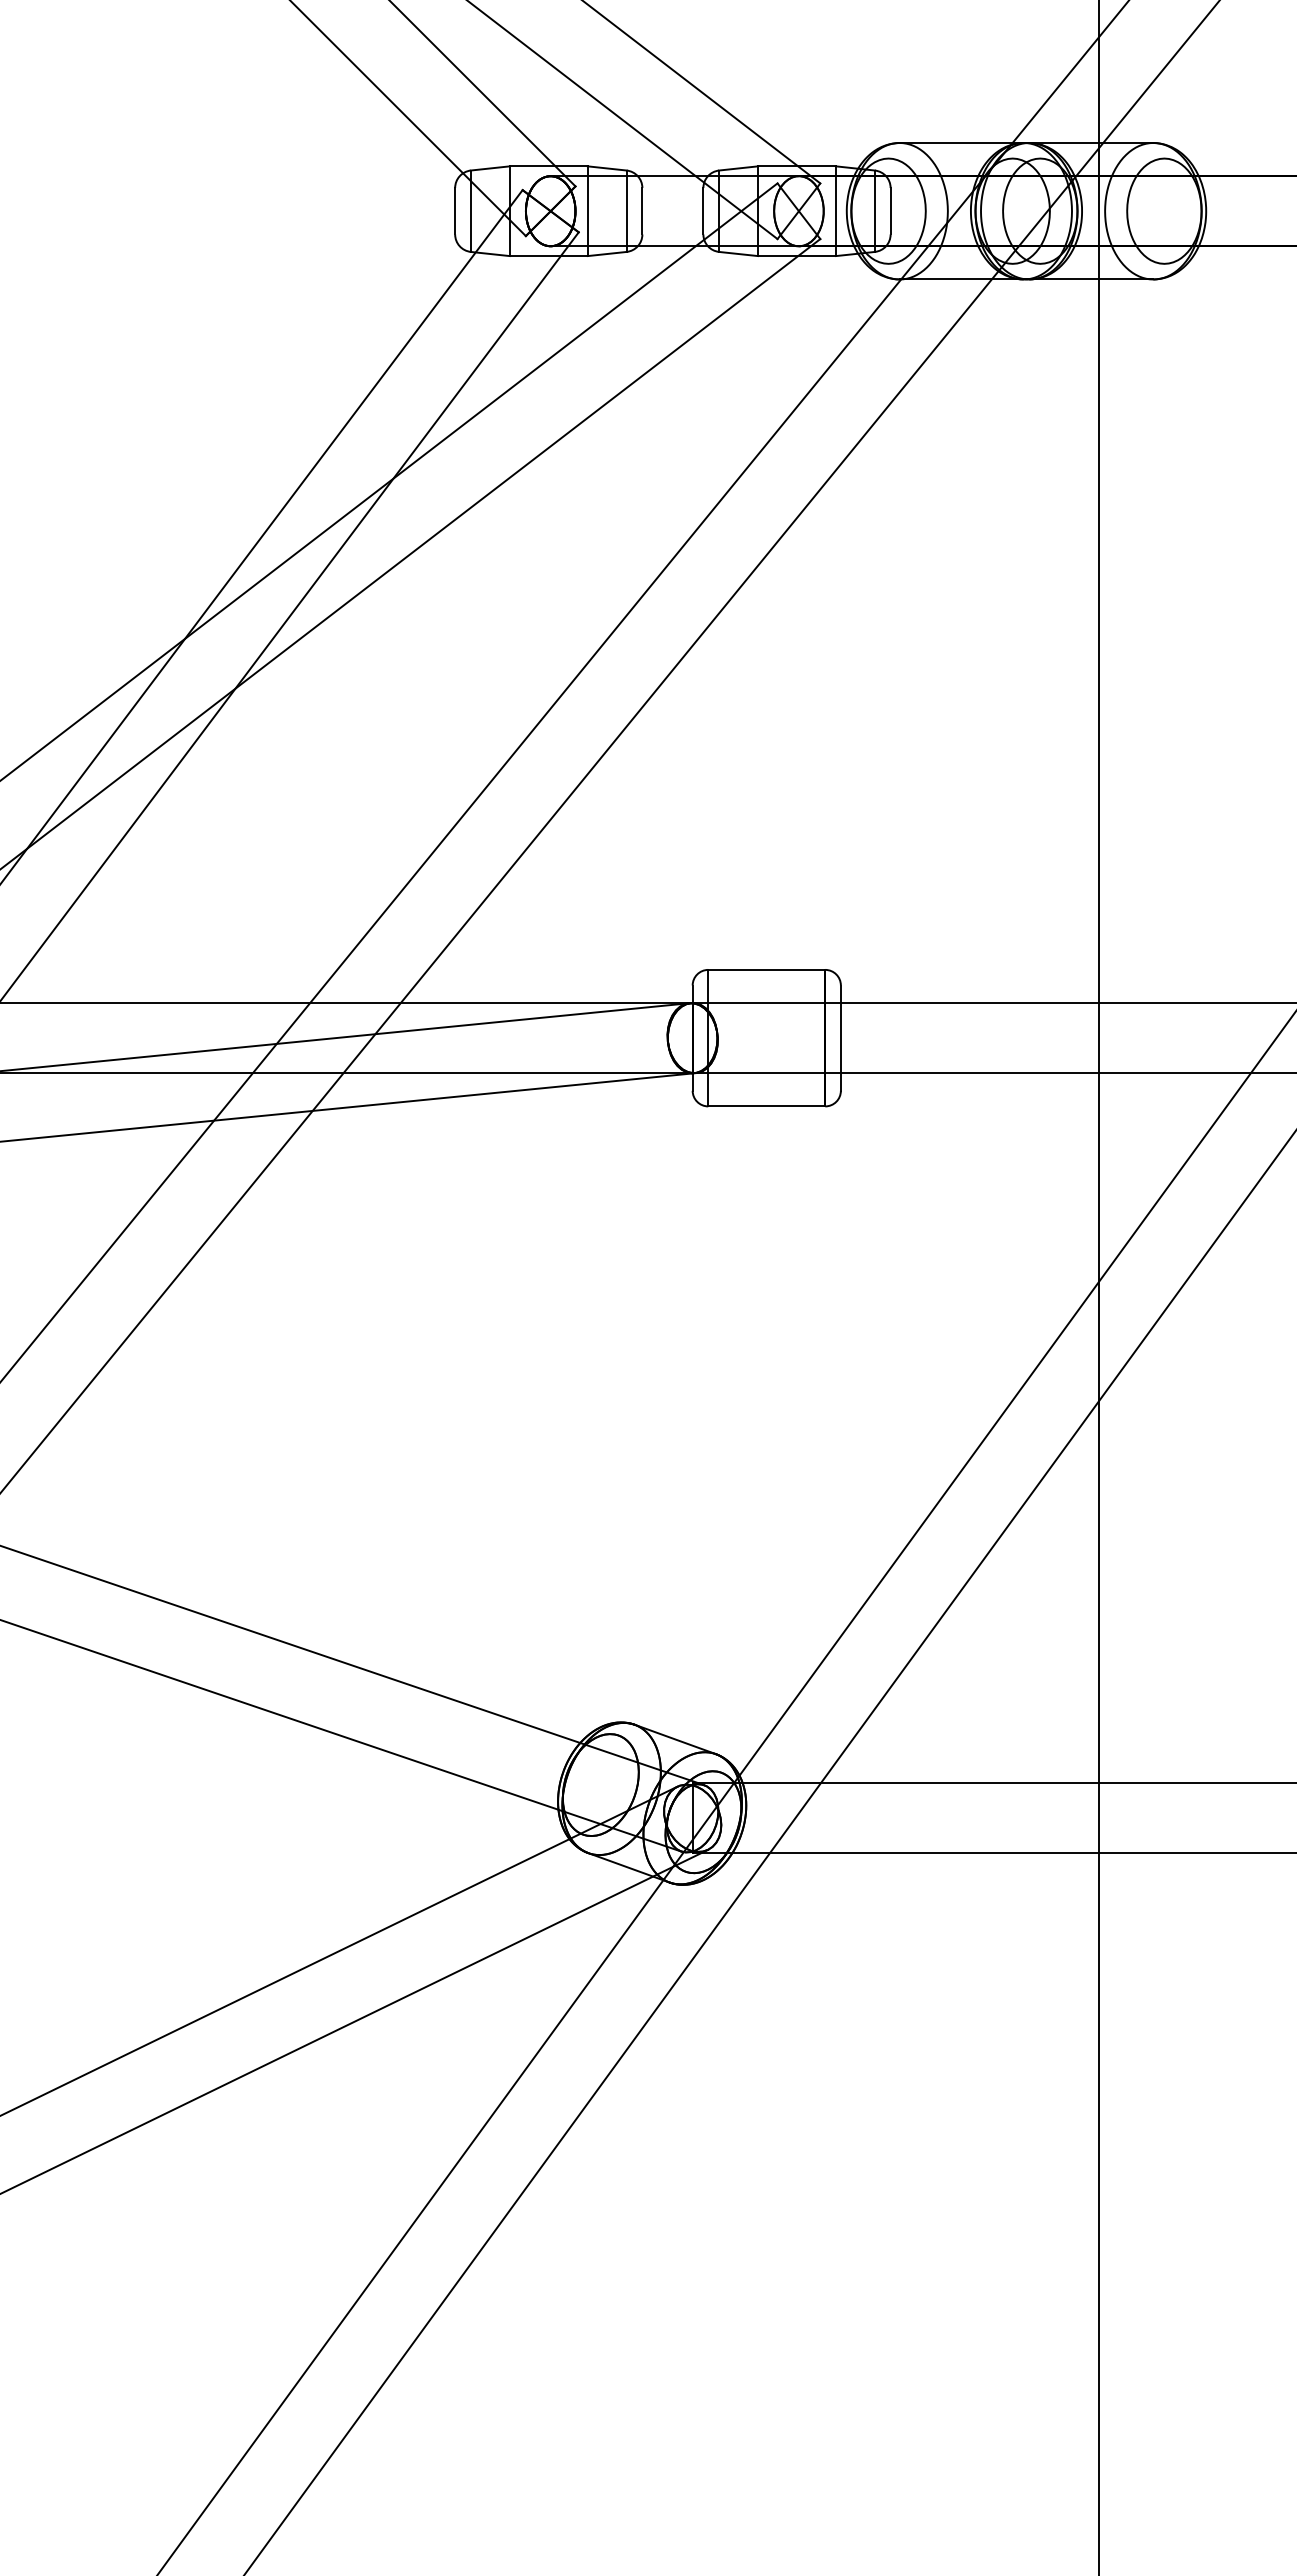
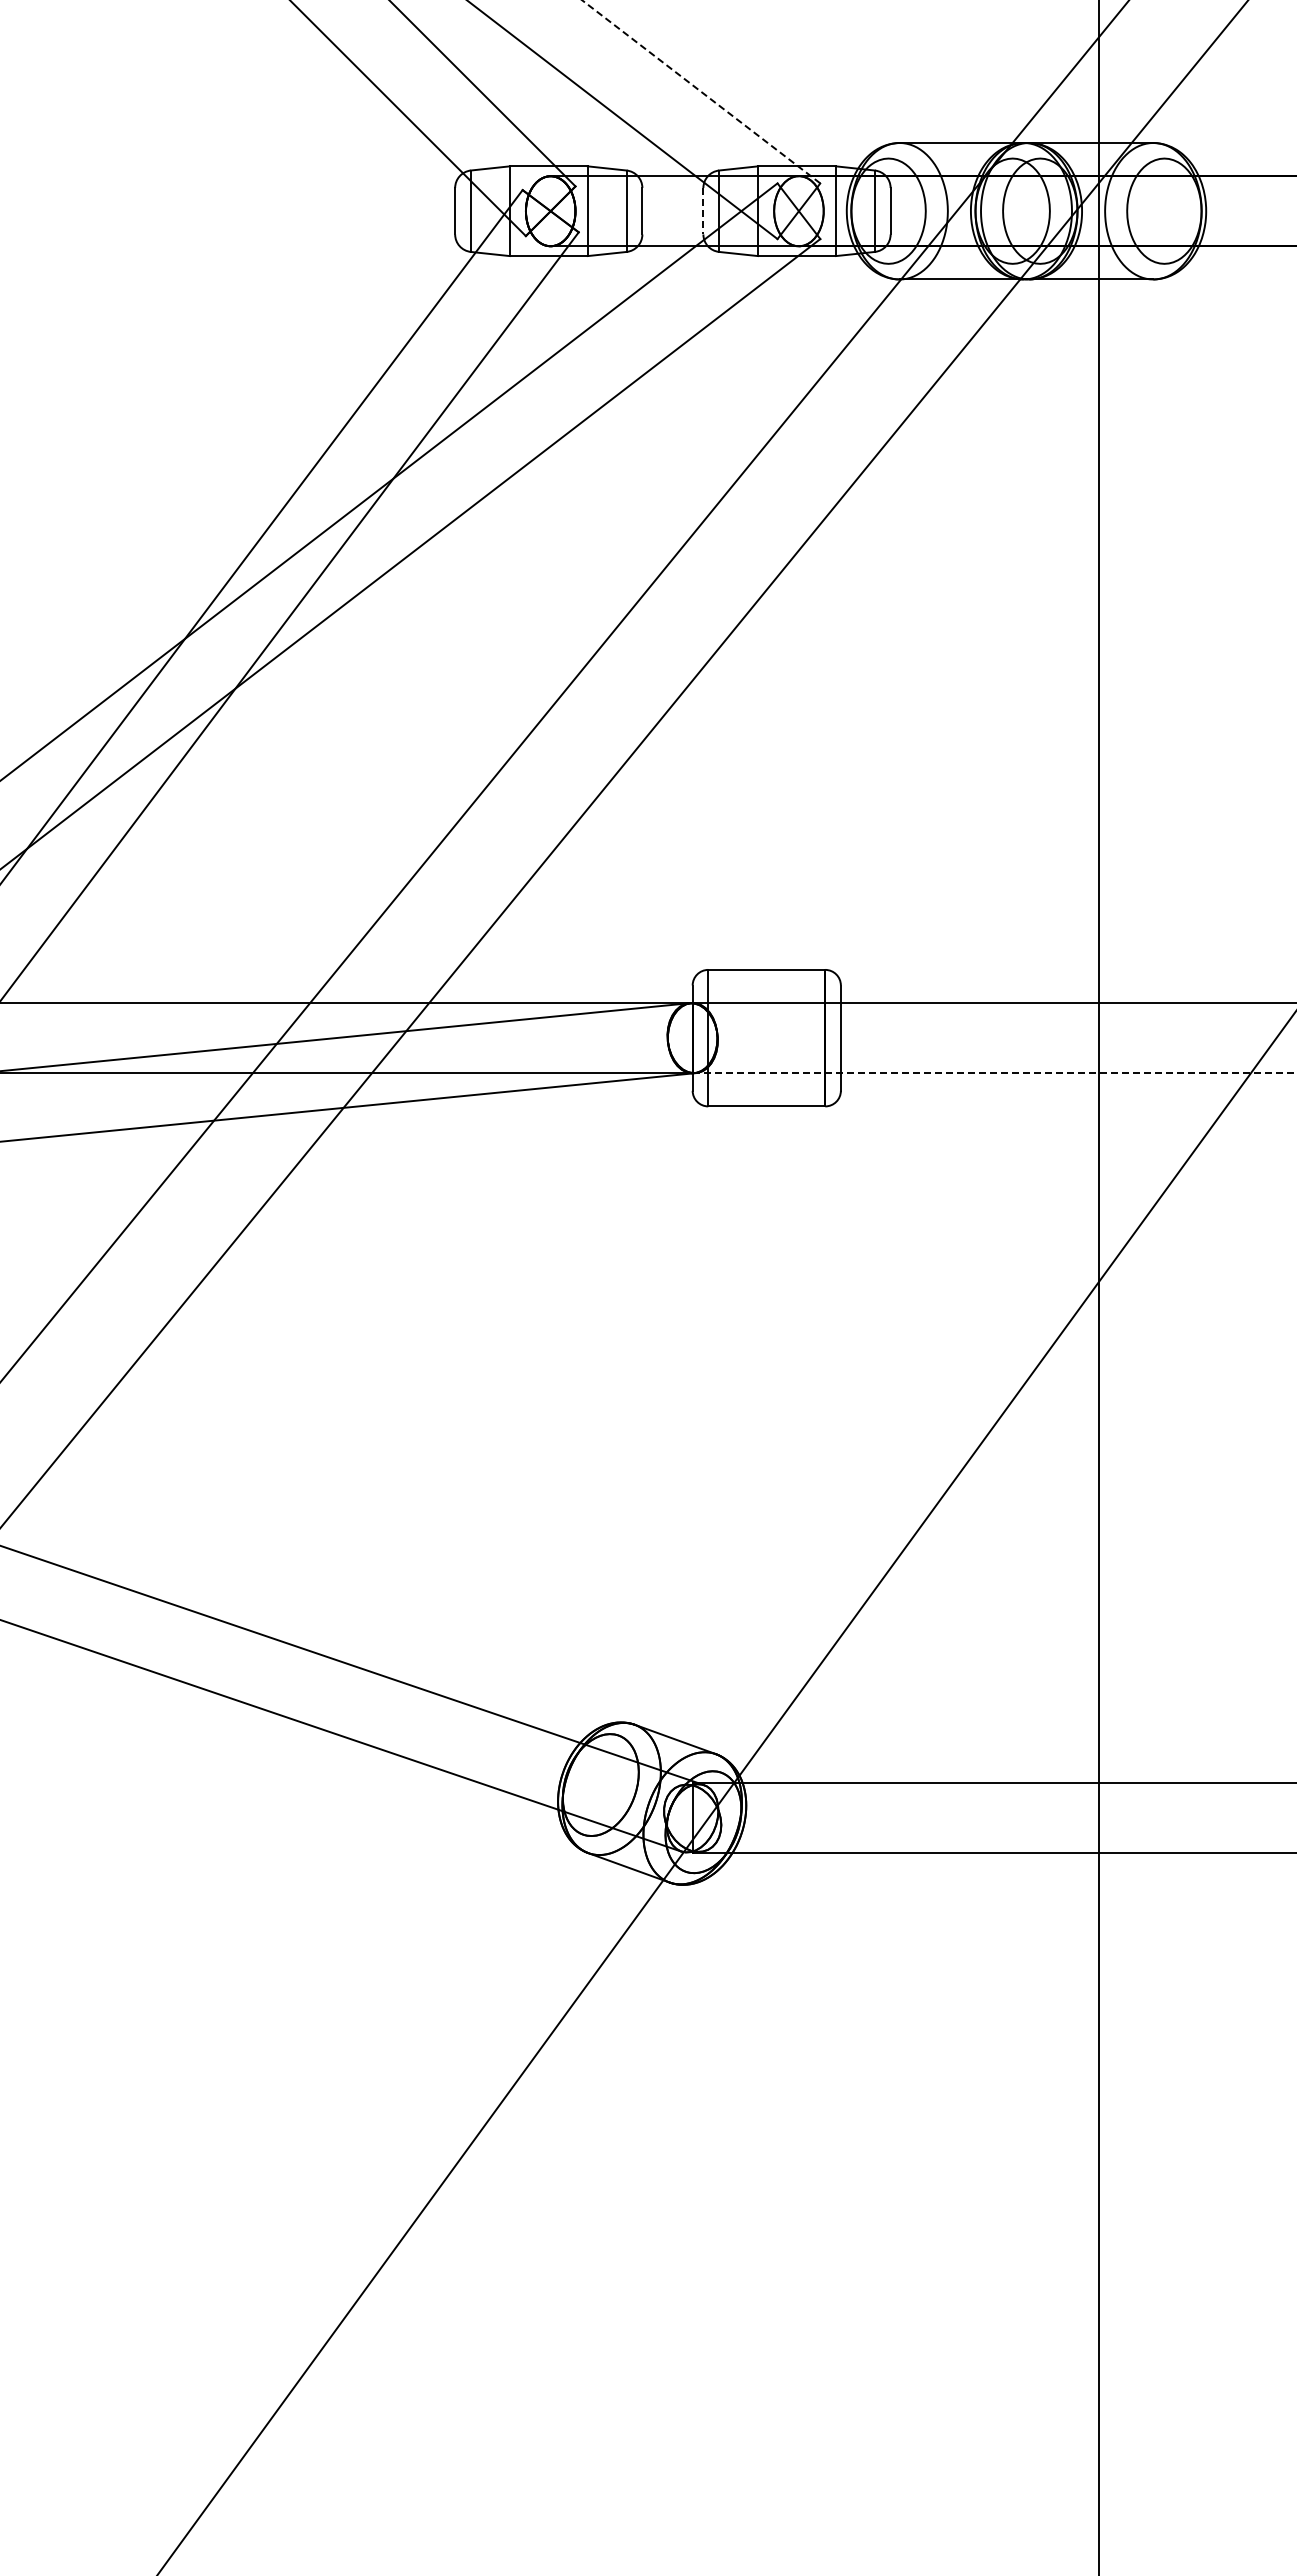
line: solid -> dashed (701, 92)
line: solid -> dashed (703, 211)
line position: (610, 746) -> (624, 763) (624, 763)
line: solid -> dashed (994, 1073)
line: present -> none (769, 1853)
line: present -> none (339, 1950)
line: present -> none (355, 2020)
